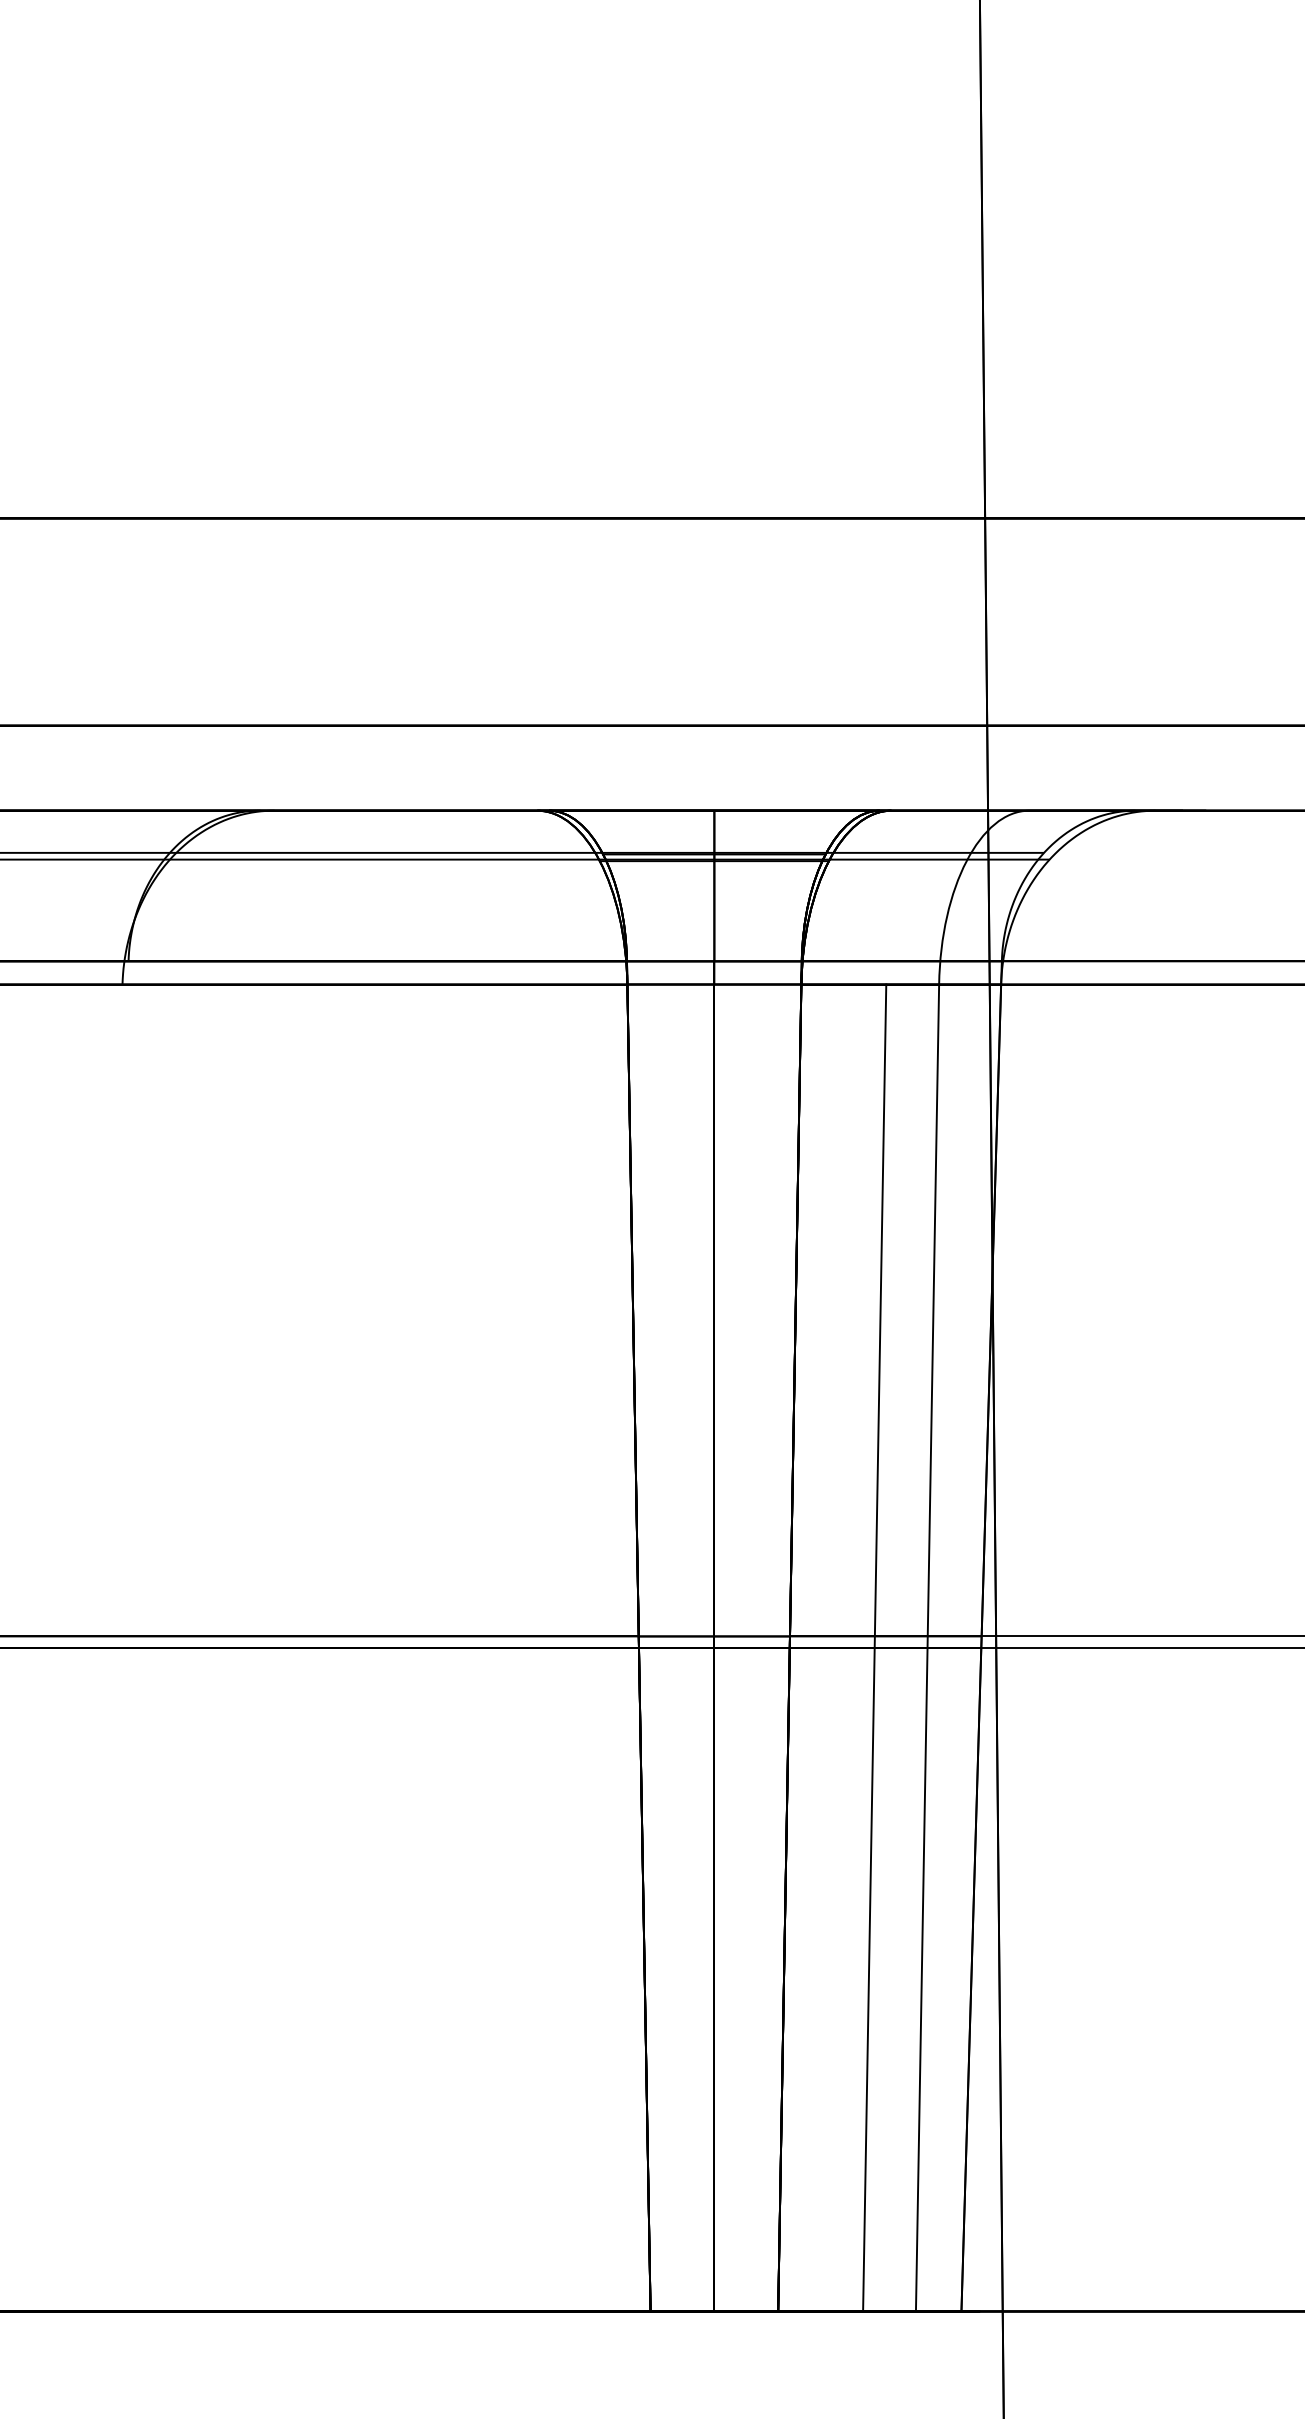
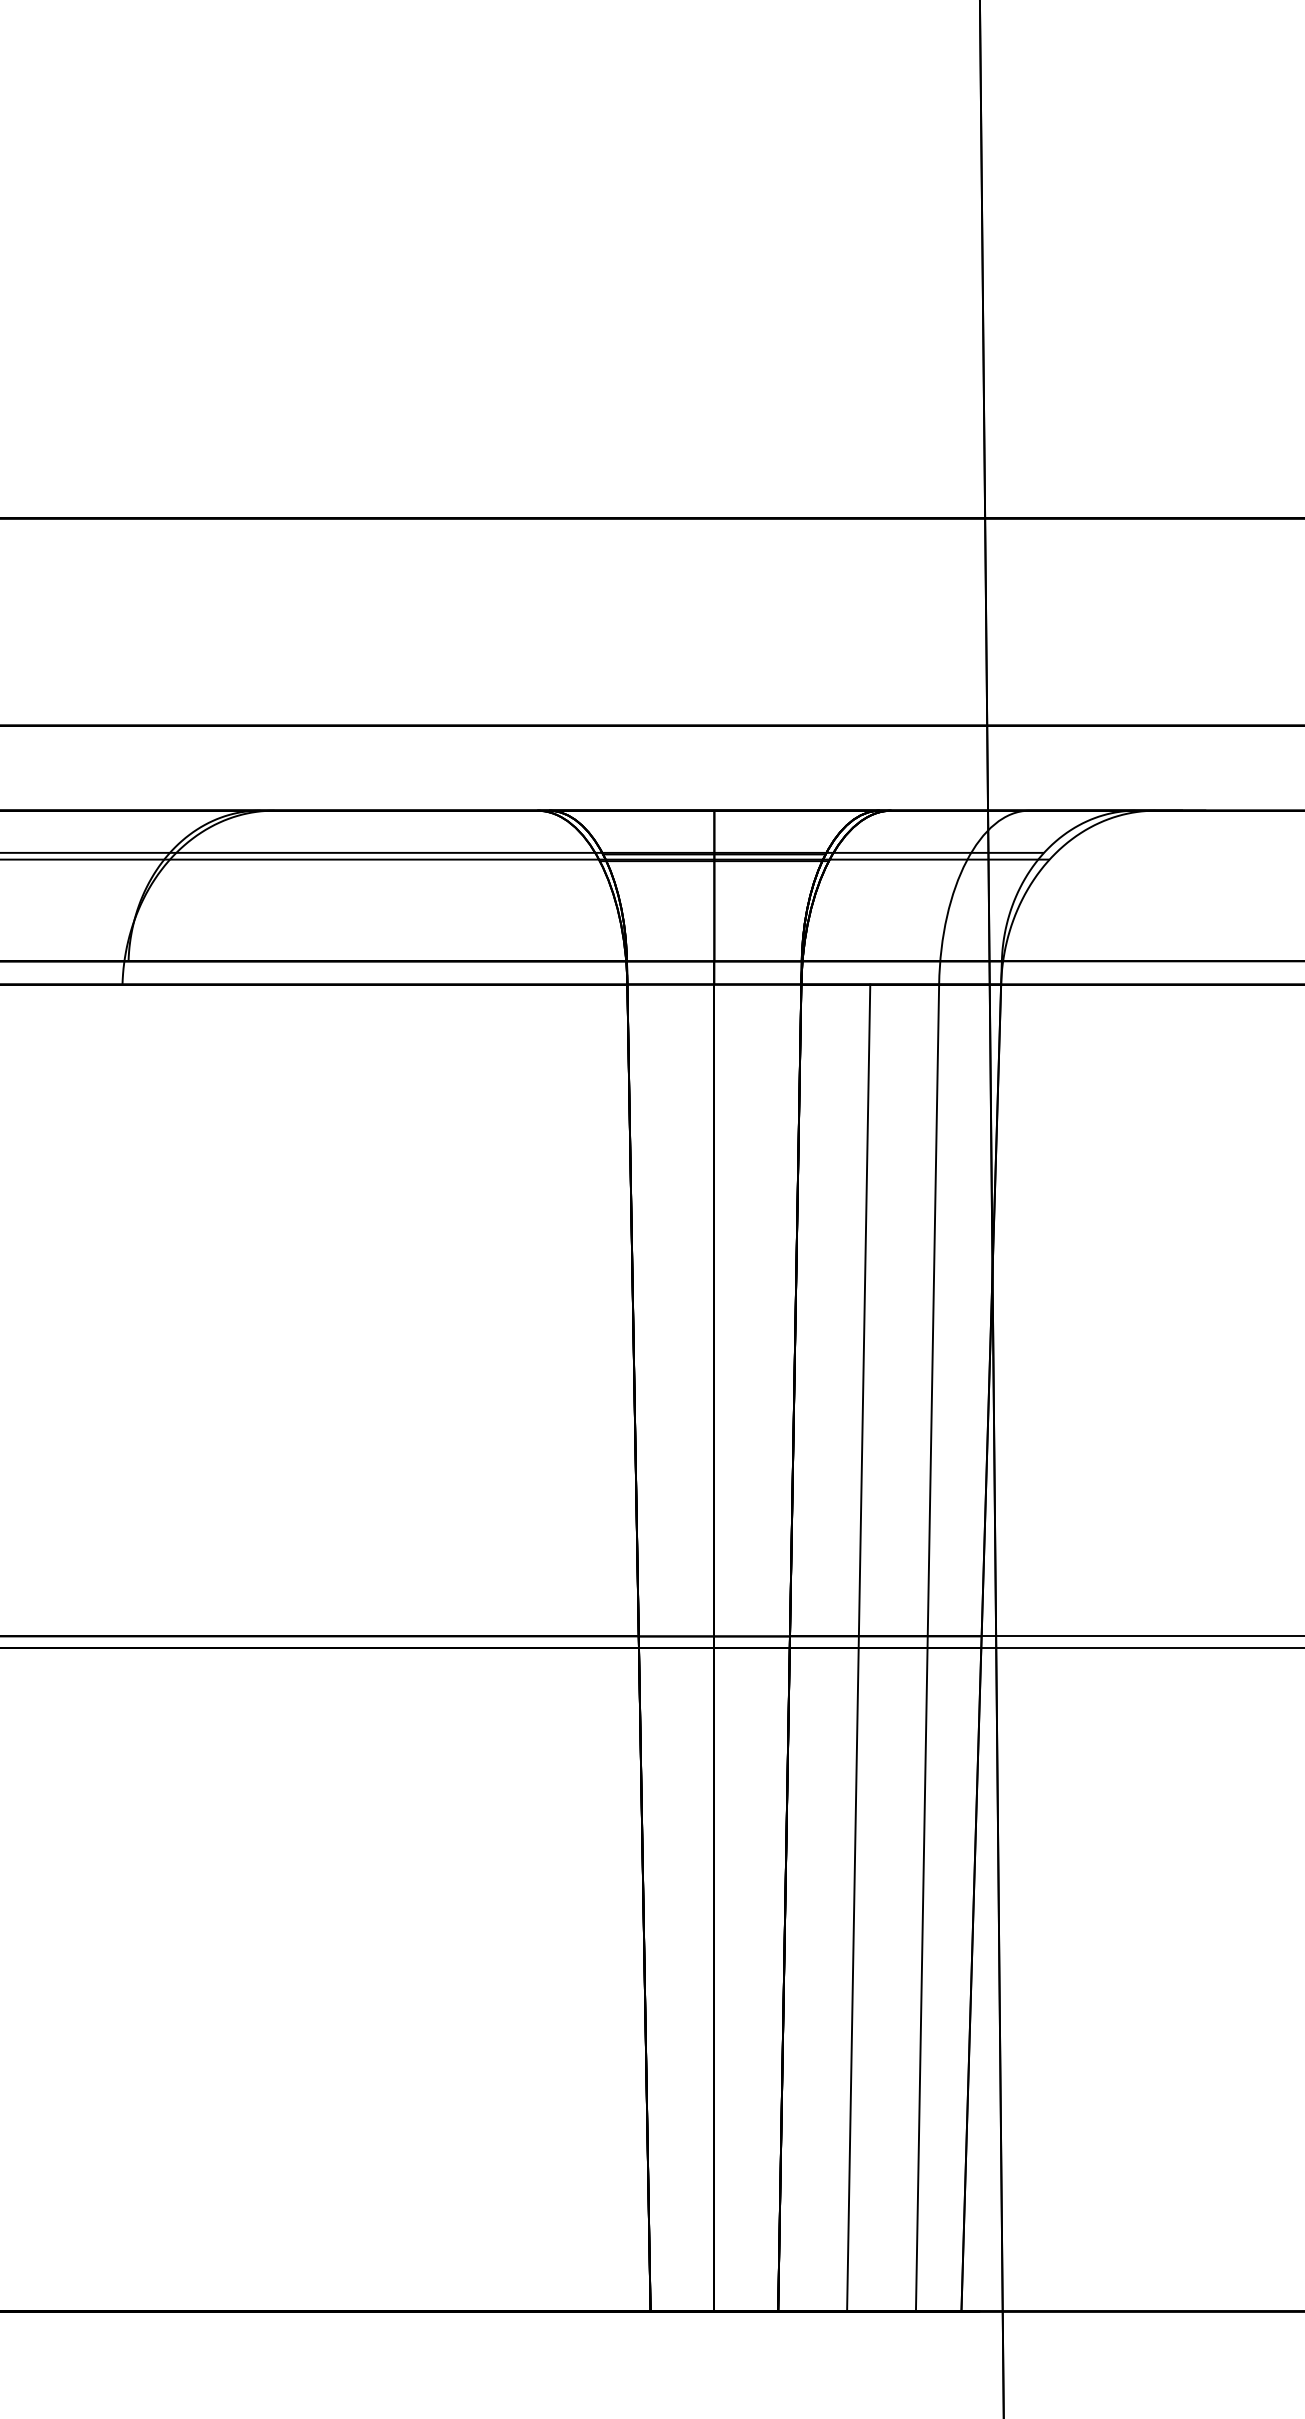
line position: (874, 1647) -> (858, 1647) (858, 1647)
